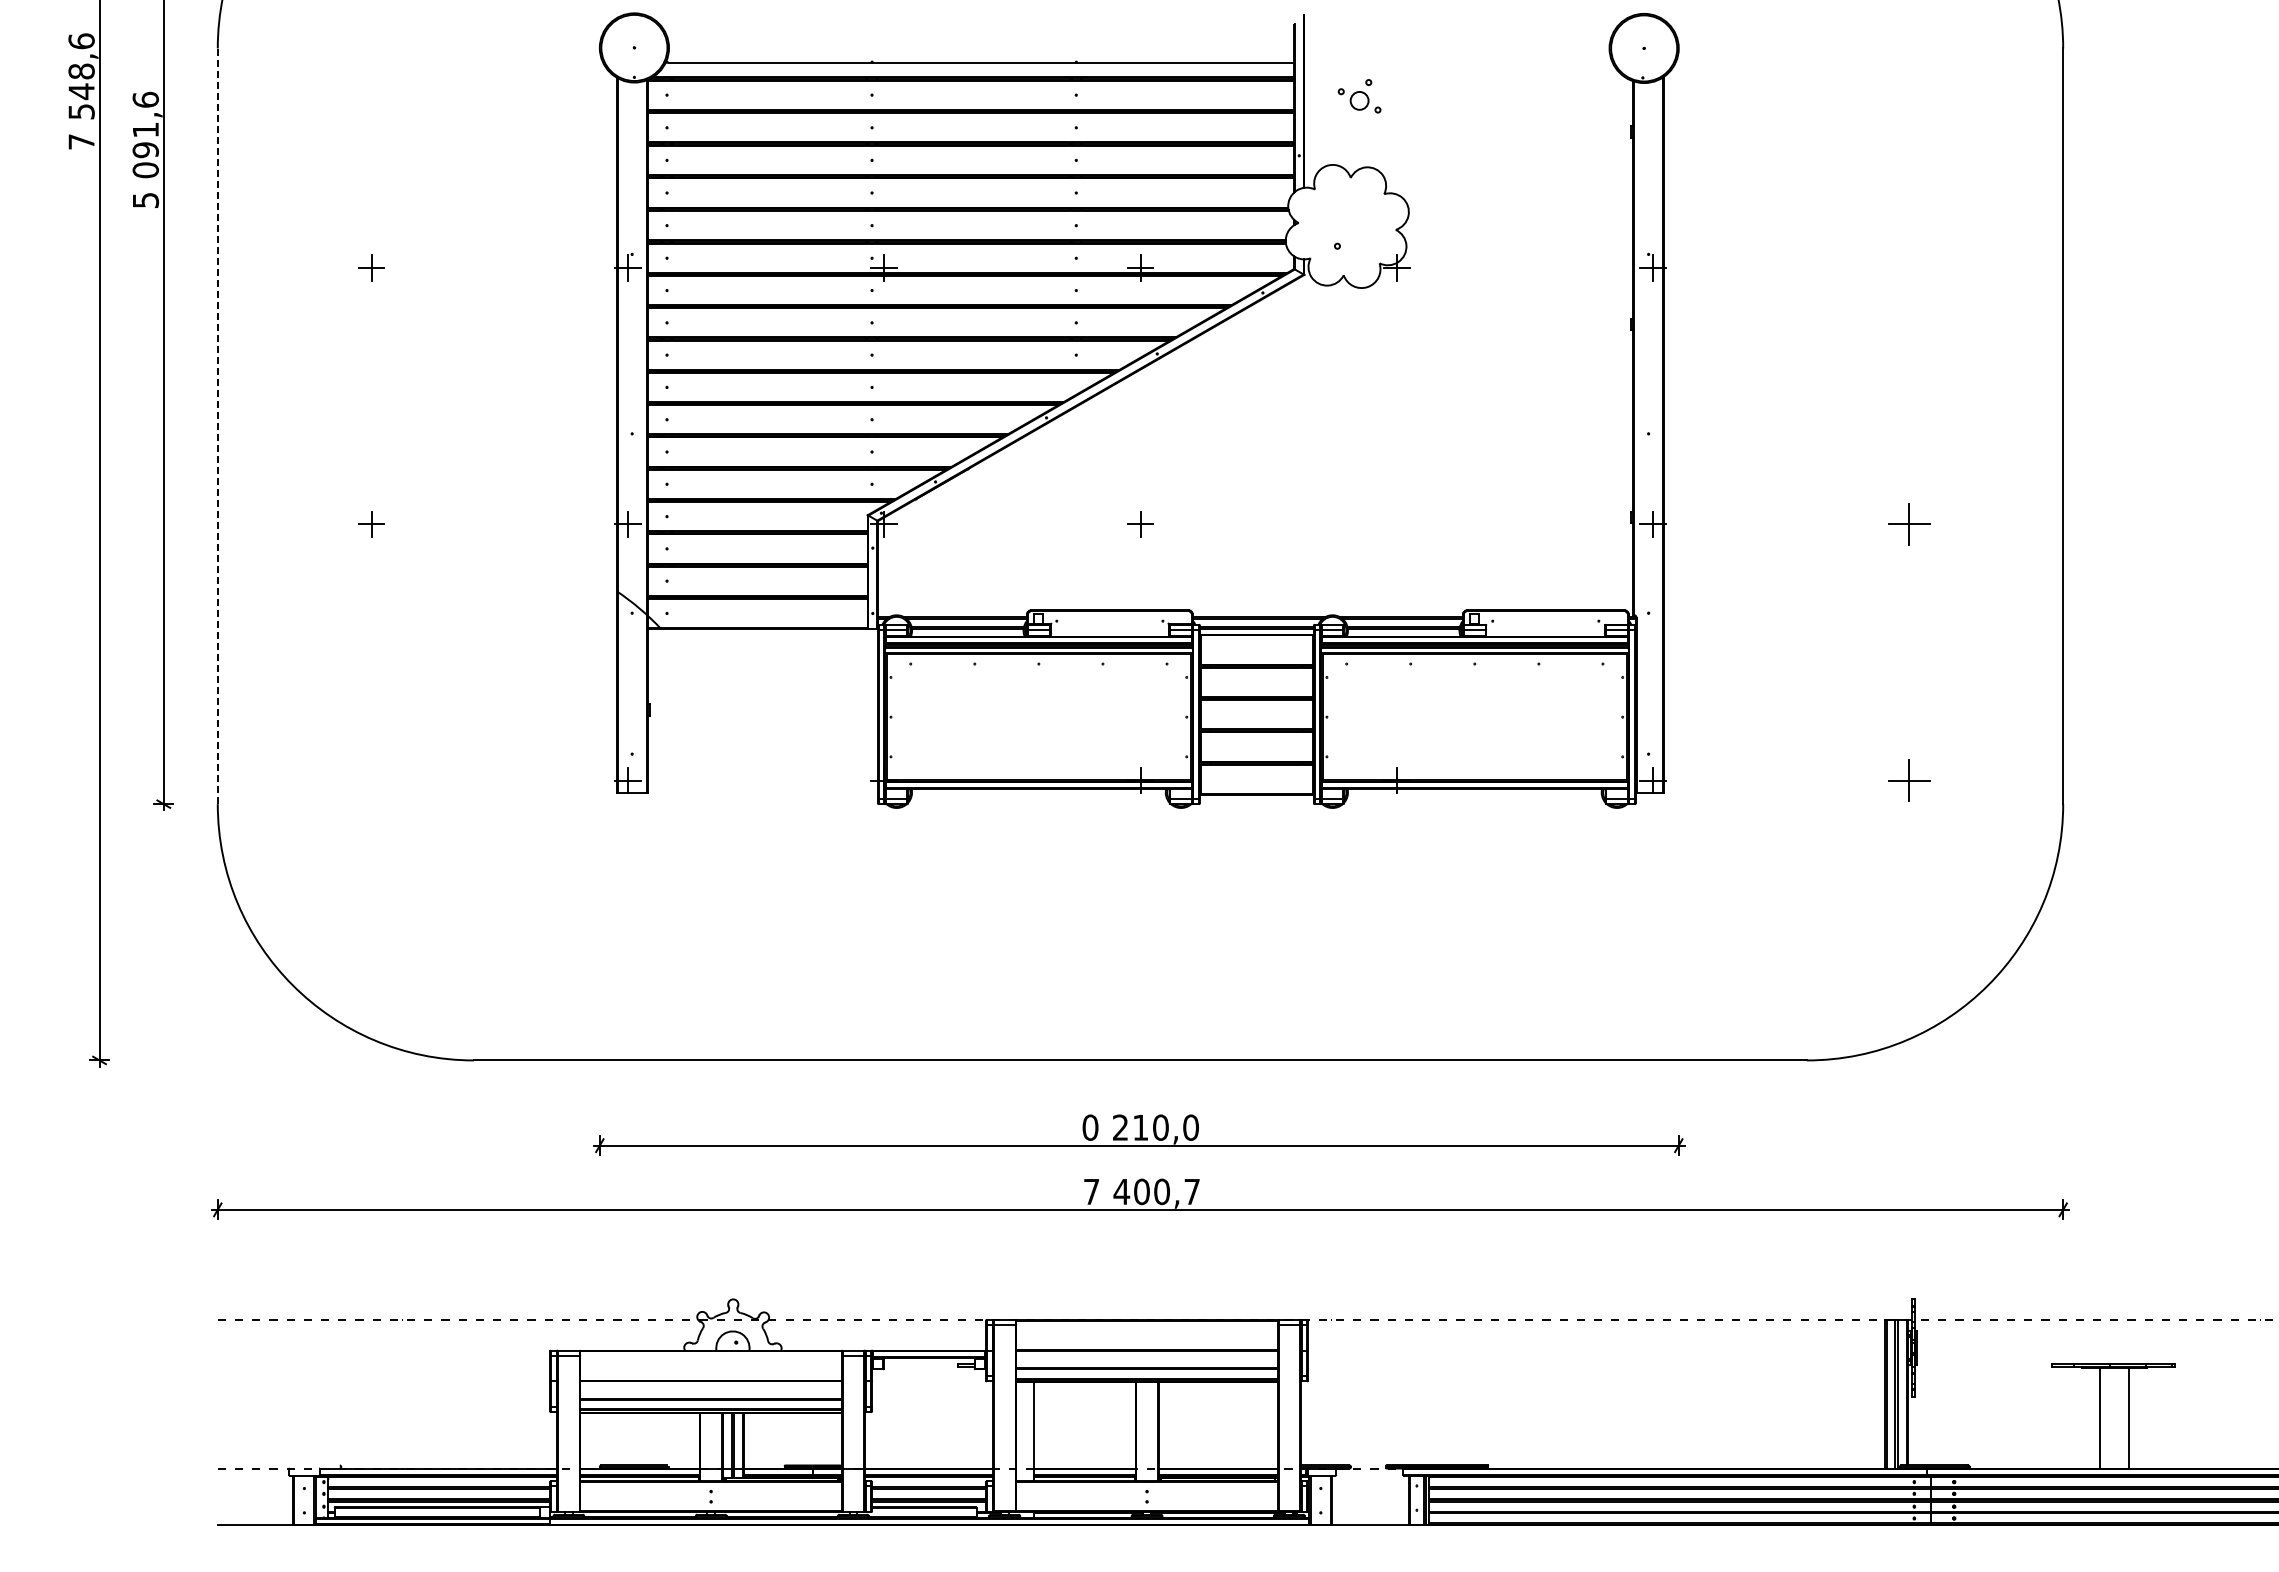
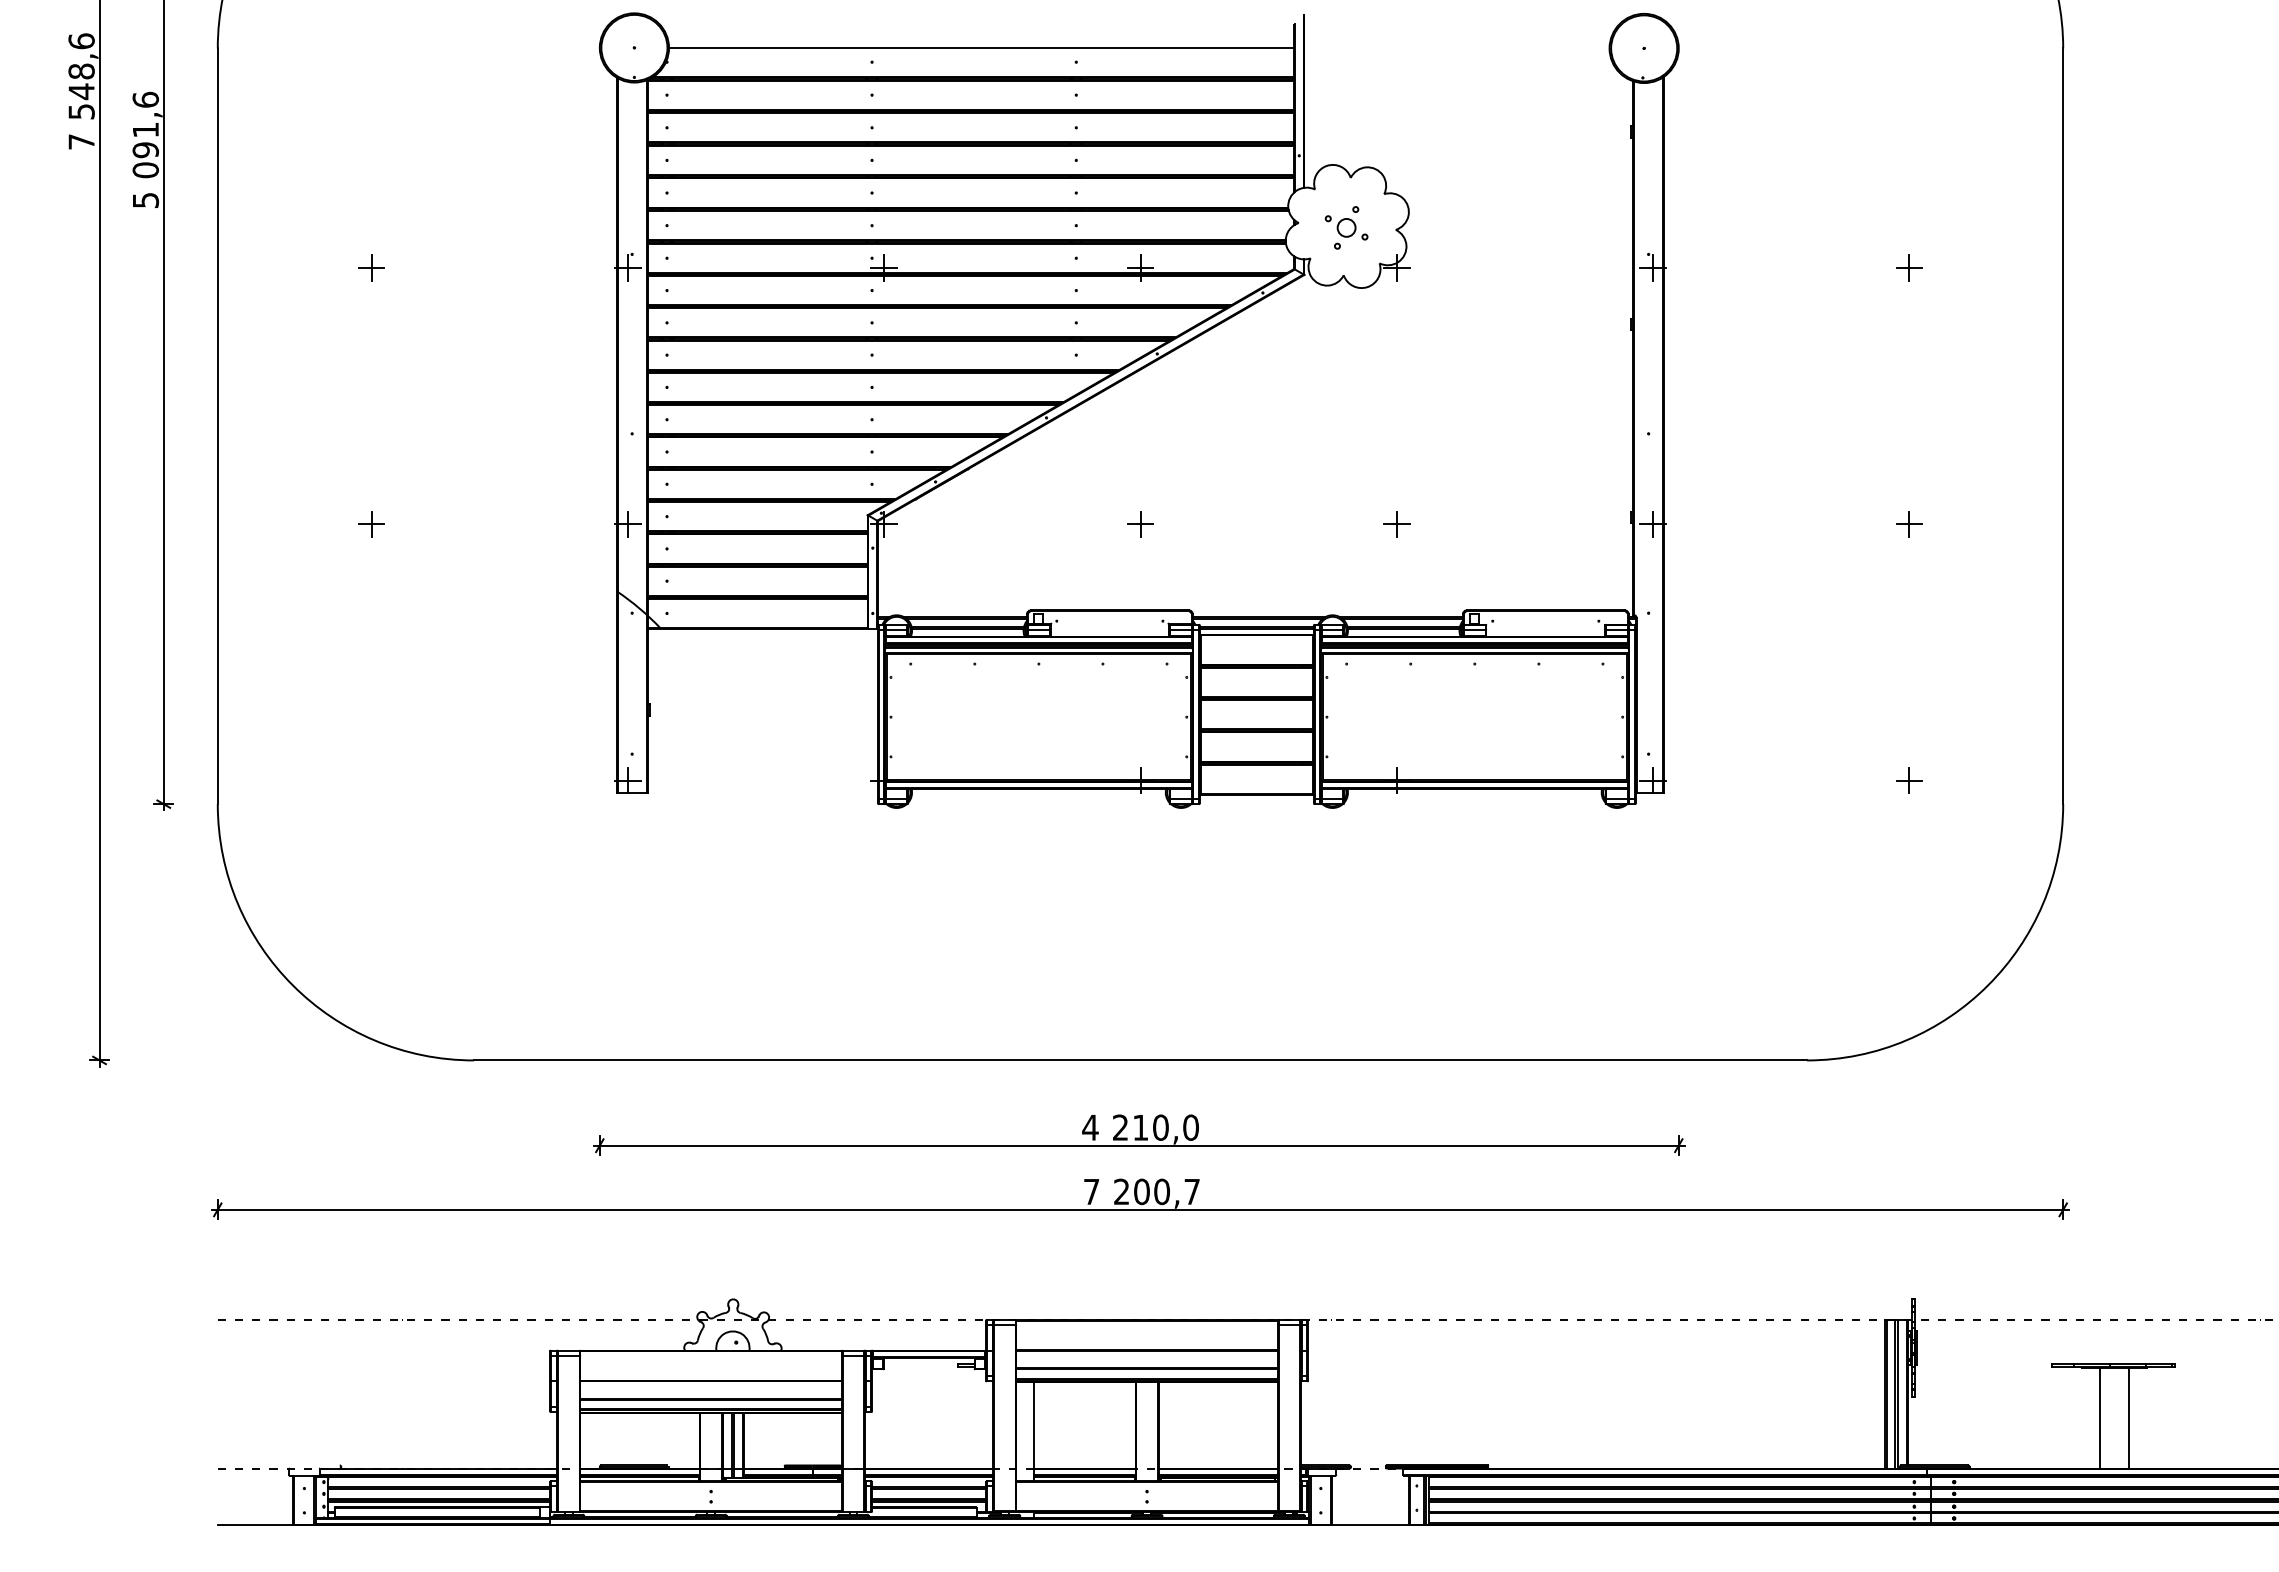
line position: (981, 62) -> (981, 47) (981, 47)
part position: (1359, 96) -> (1346, 223) (1346, 223)
part: none -> present (1909, 267)
line: dashed -> solid (217, 426)
part: none -> present (1396, 524)
part size: 43x43 px -> 27x27 px (1909, 524)
part size: 43x43 px -> 27x27 px (1909, 780)
text: 0 -> 4 (1090, 1127)
text: 400,7 -> 200,7 (1121, 1191)
